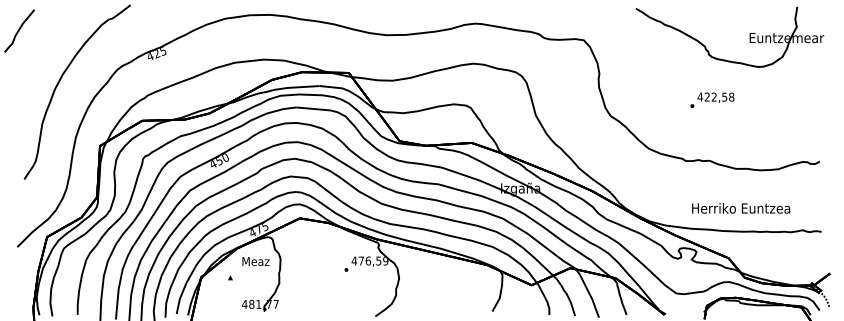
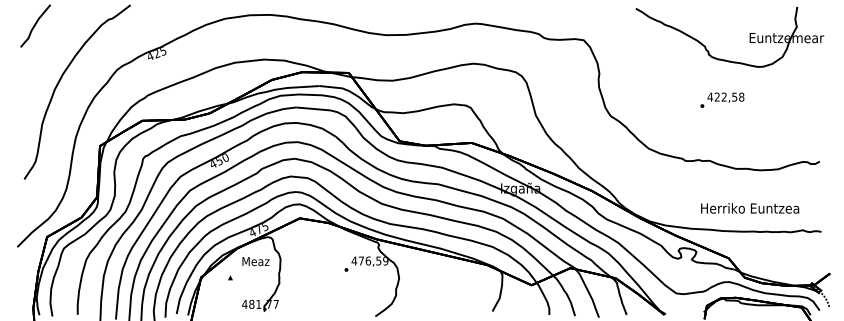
curve position: (19, 30) -> (35, 25) (35, 25)
text position: (712, 99) -> (722, 99) (722, 99)
text position: (741, 208) -> (750, 208) (750, 208)
